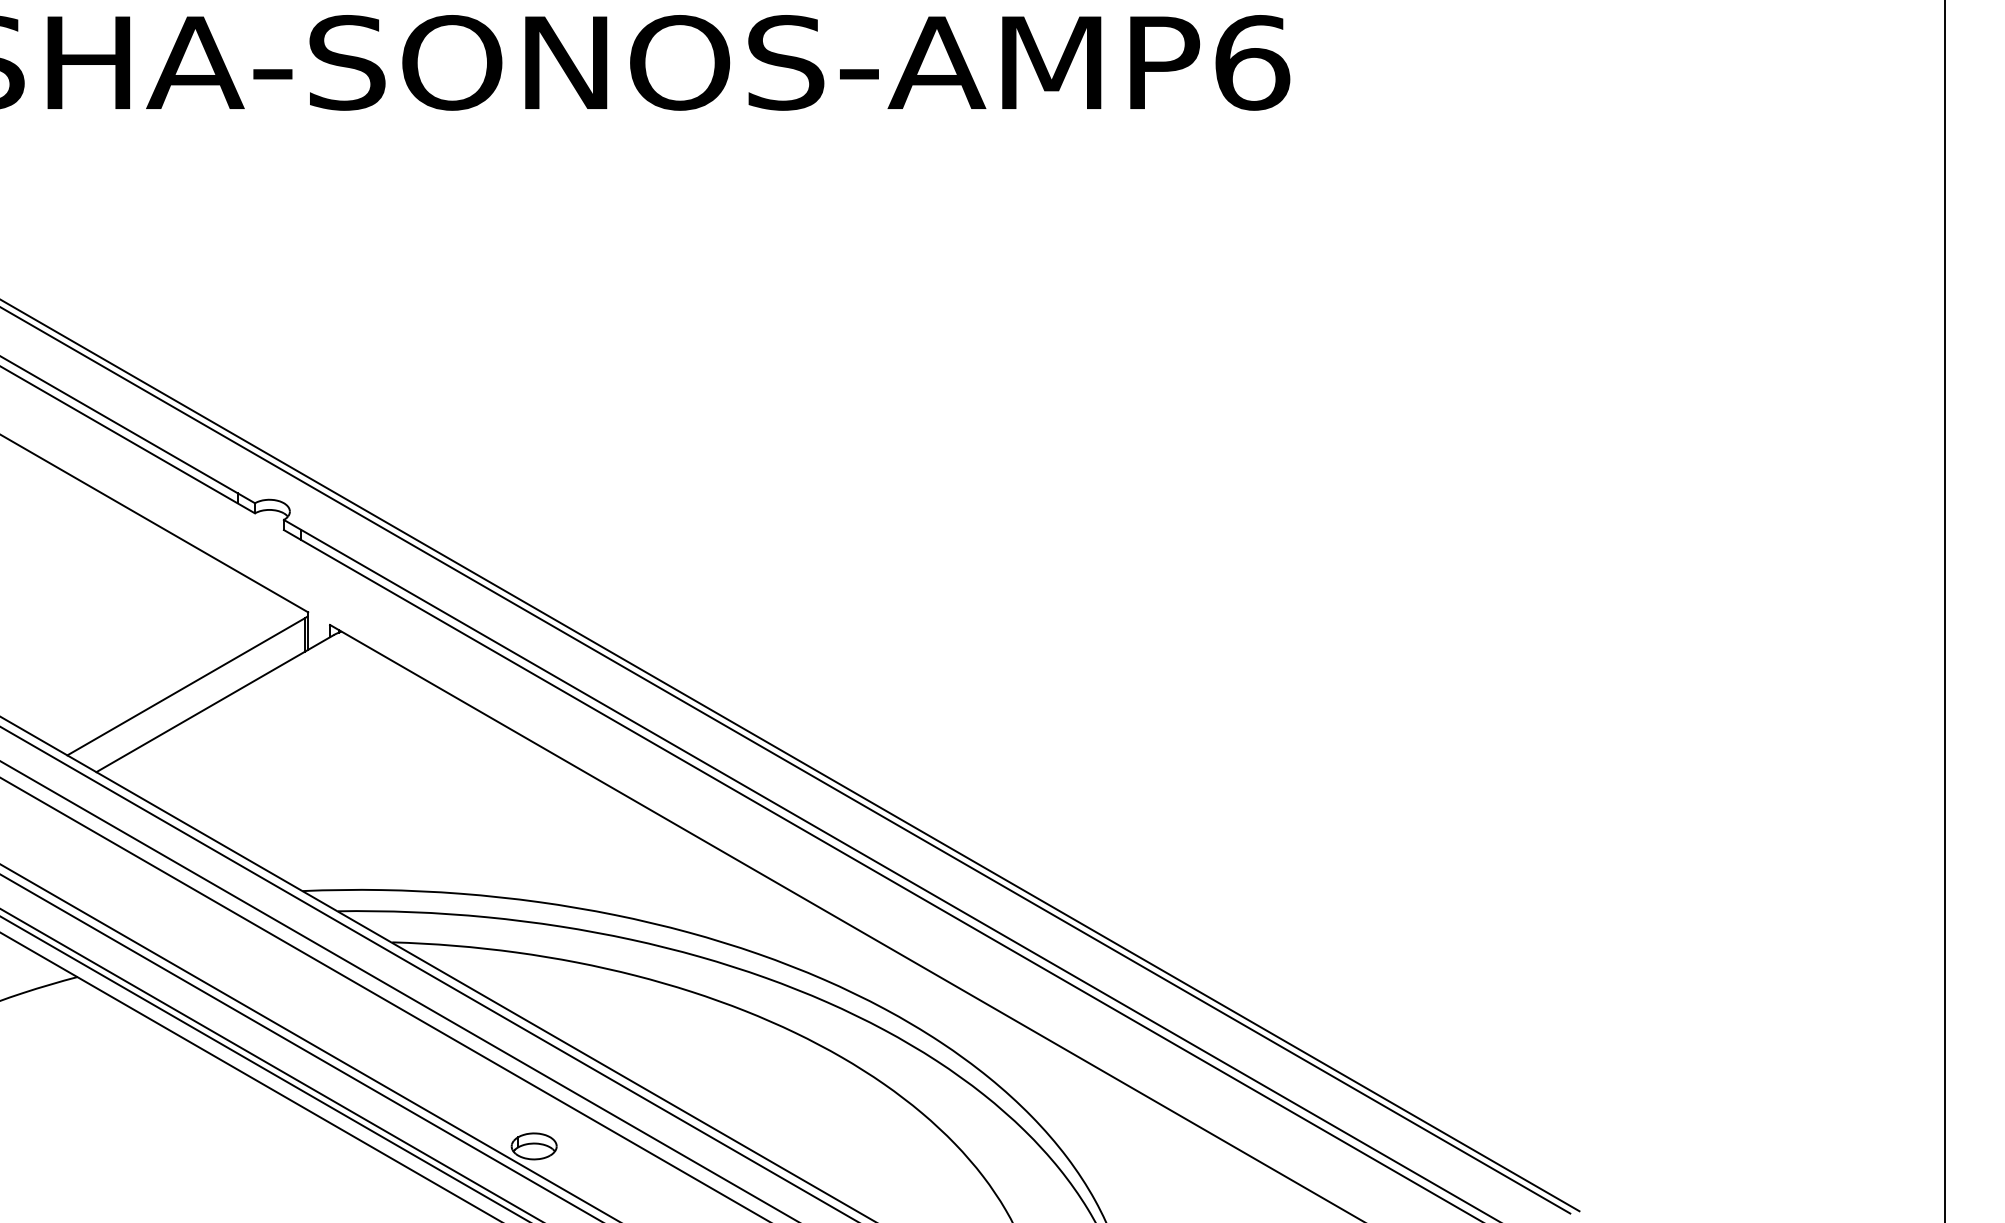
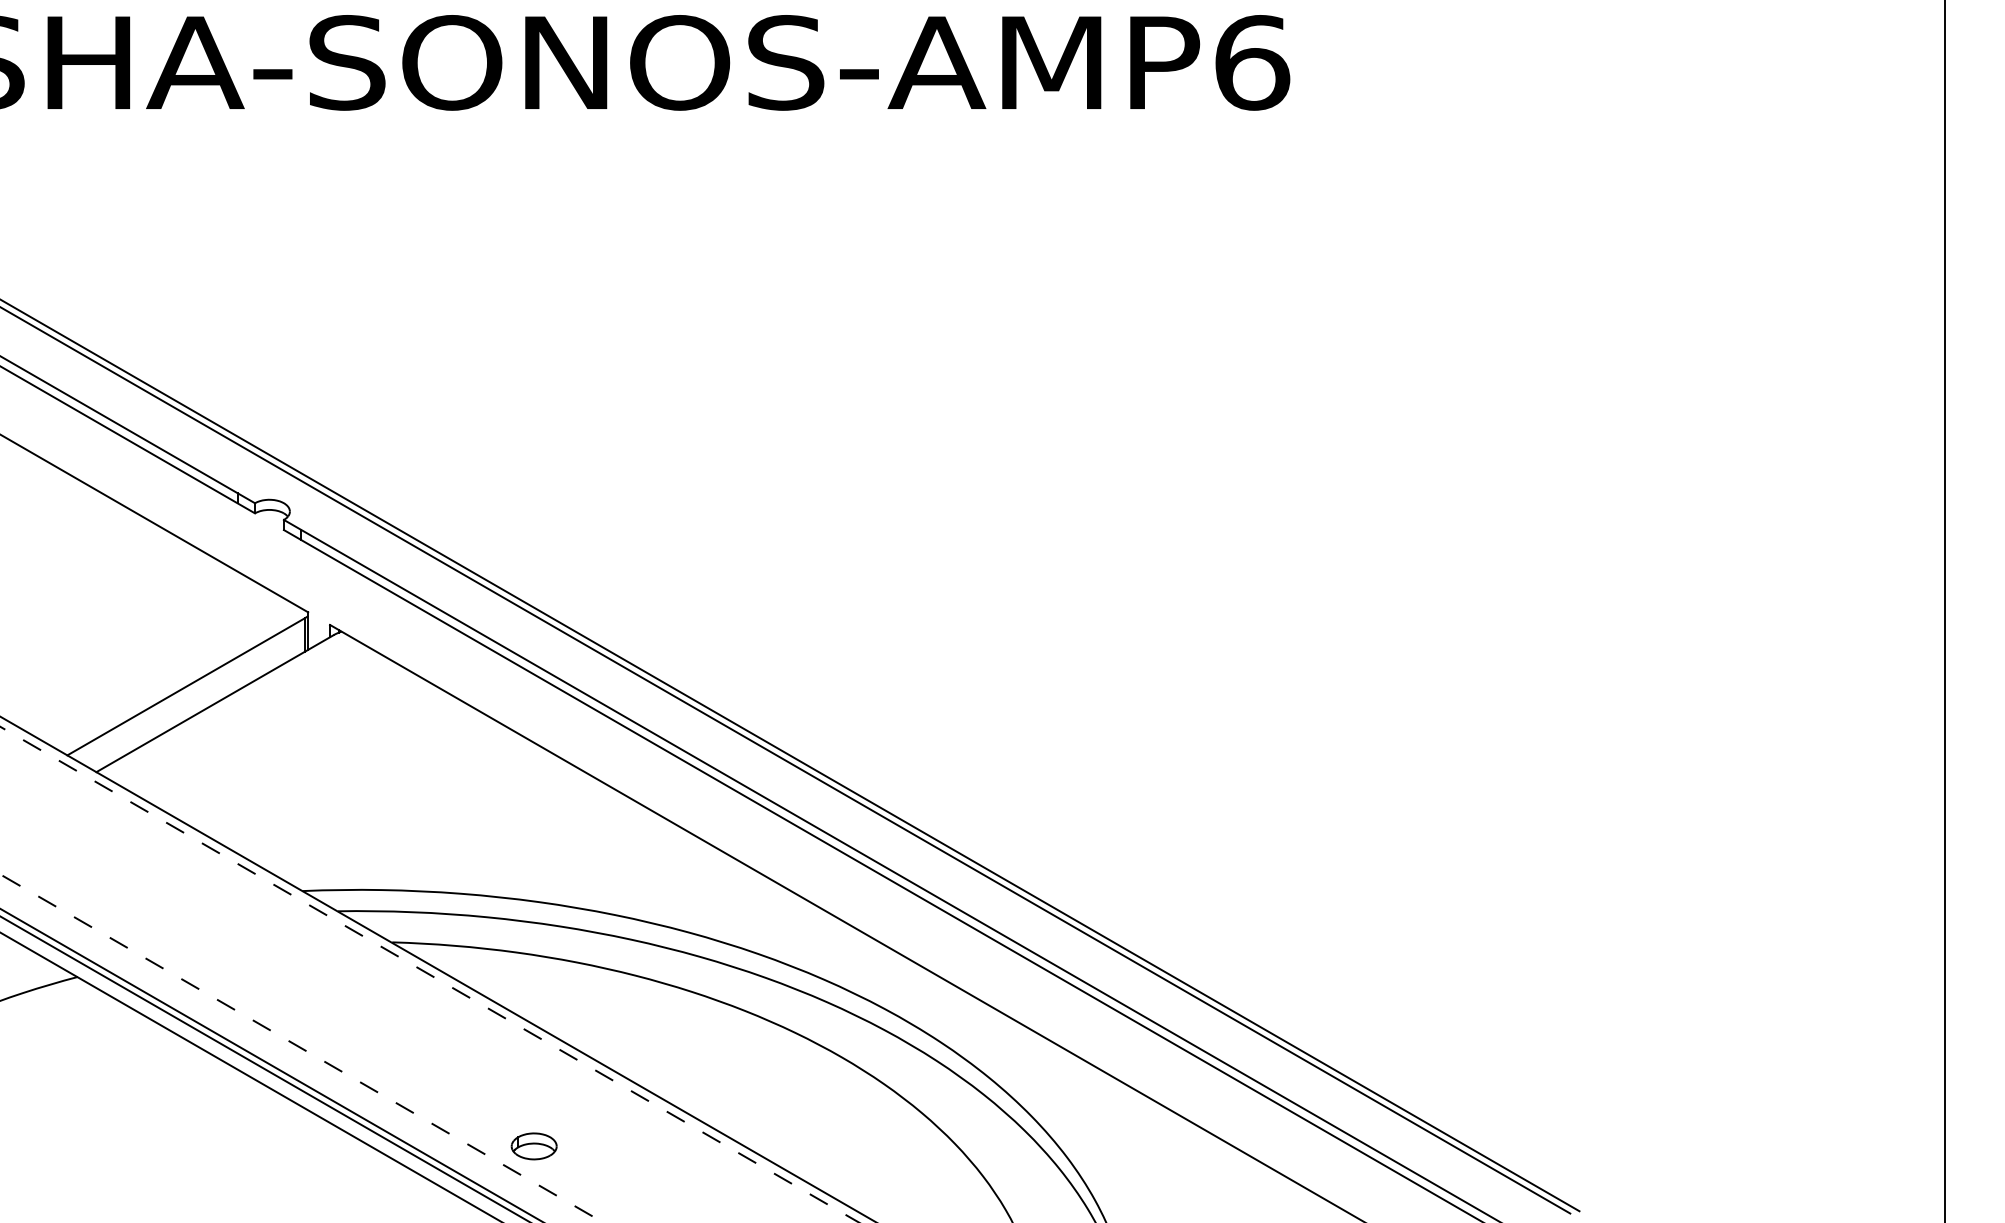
line: solid -> dashed (429, 974)
line: present -> none (398, 990)
line: present -> none (384, 998)
line: present -> none (309, 1042)
line: solid -> dashed (301, 1048)
